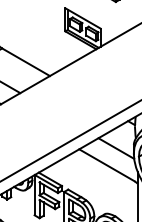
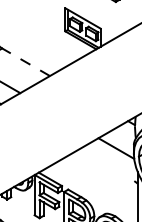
line: solid -> dashed (26, 62)
line: present -> none (70, 140)
line: present -> none (106, 165)
